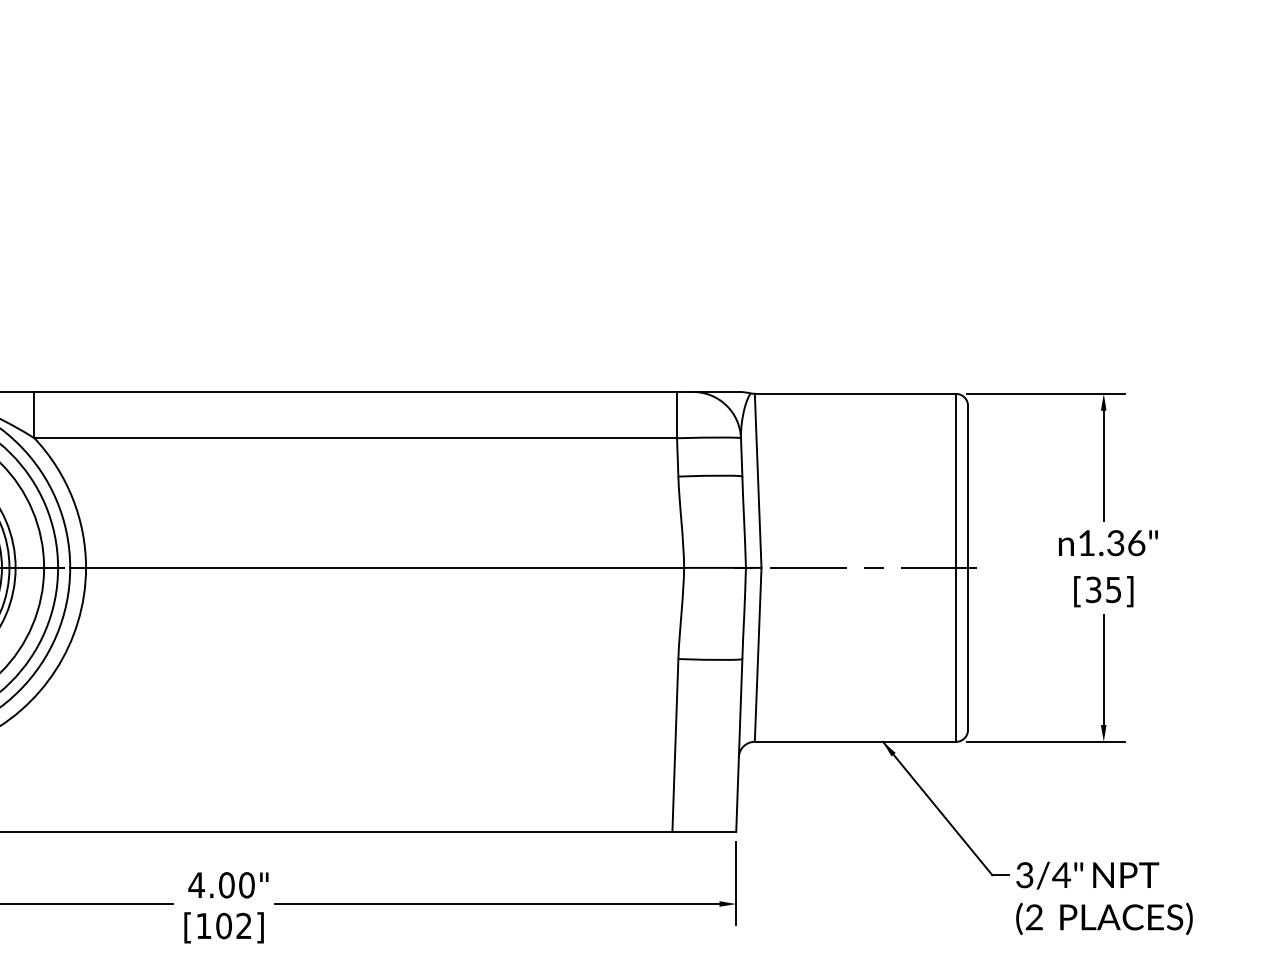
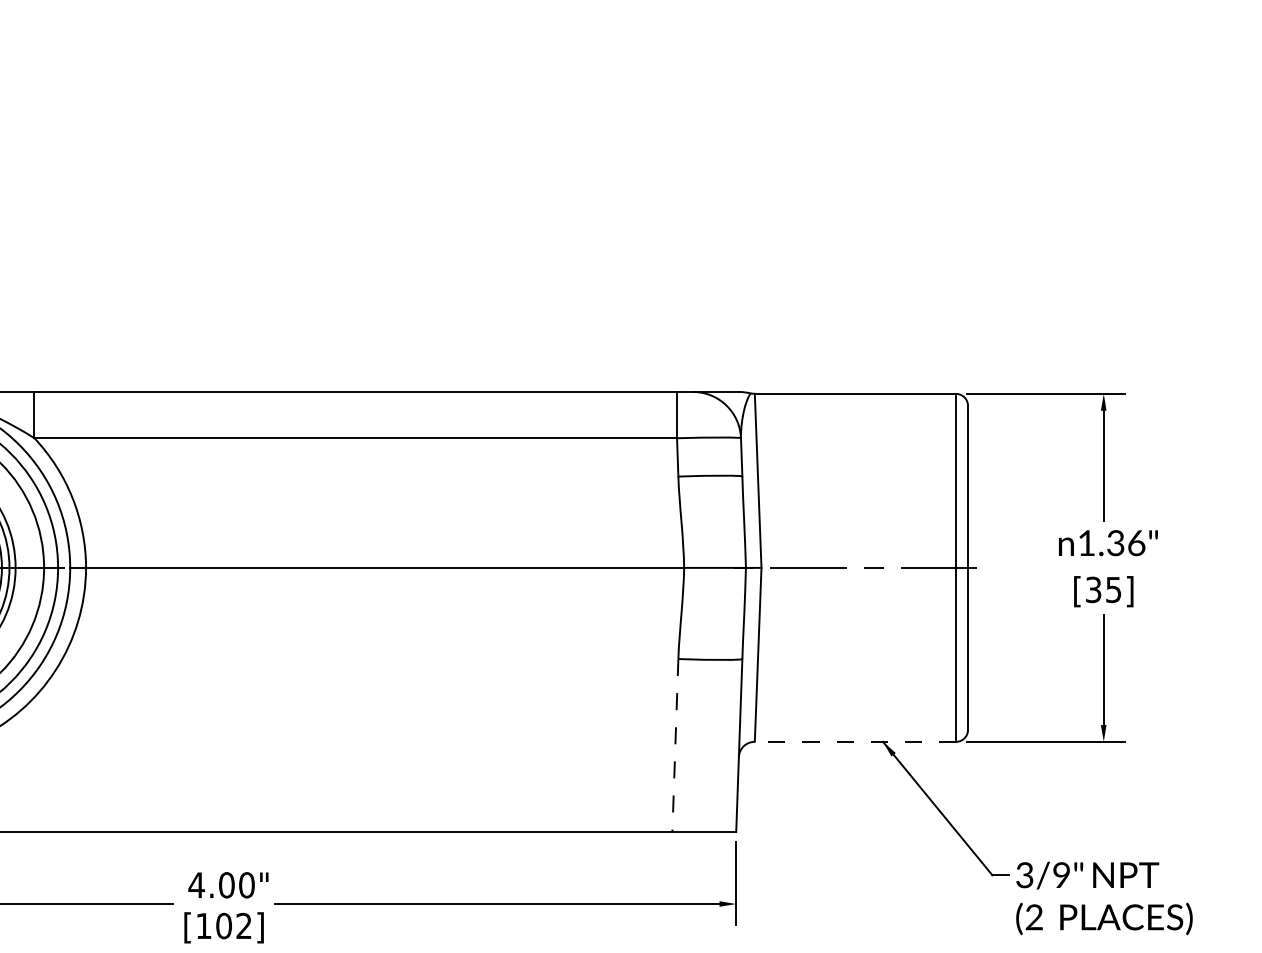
line: solid -> dashed (855, 741)
line: solid -> dashed (675, 745)
text: 3/4" -> 3/9" (1061, 874)
